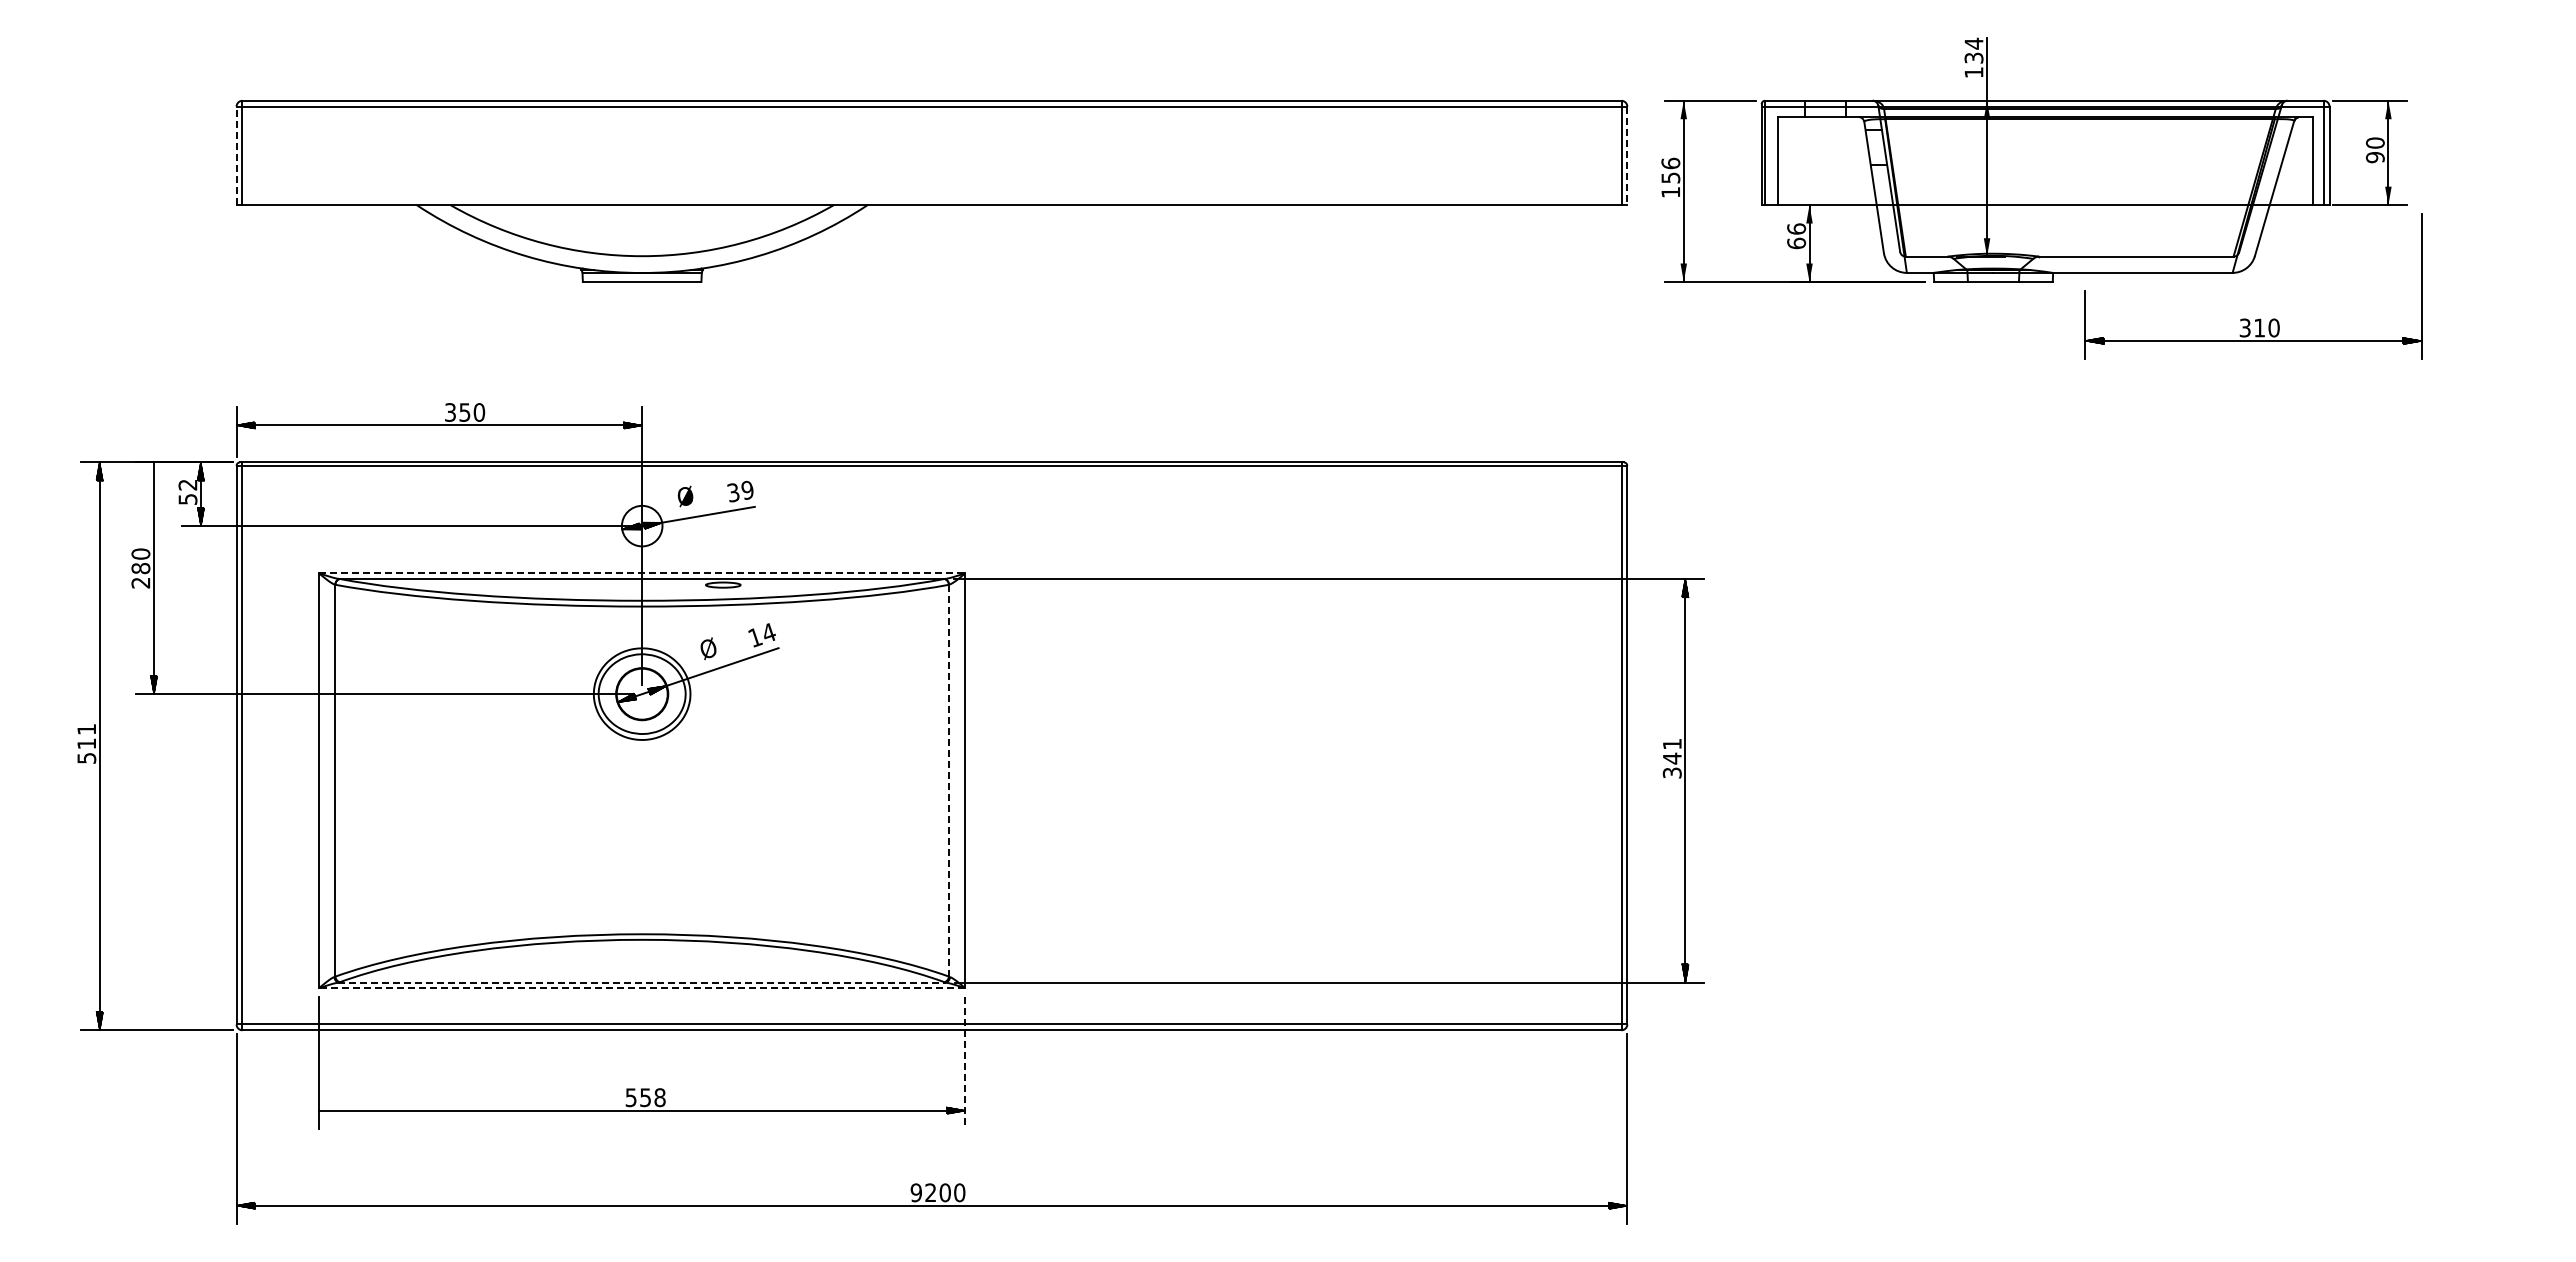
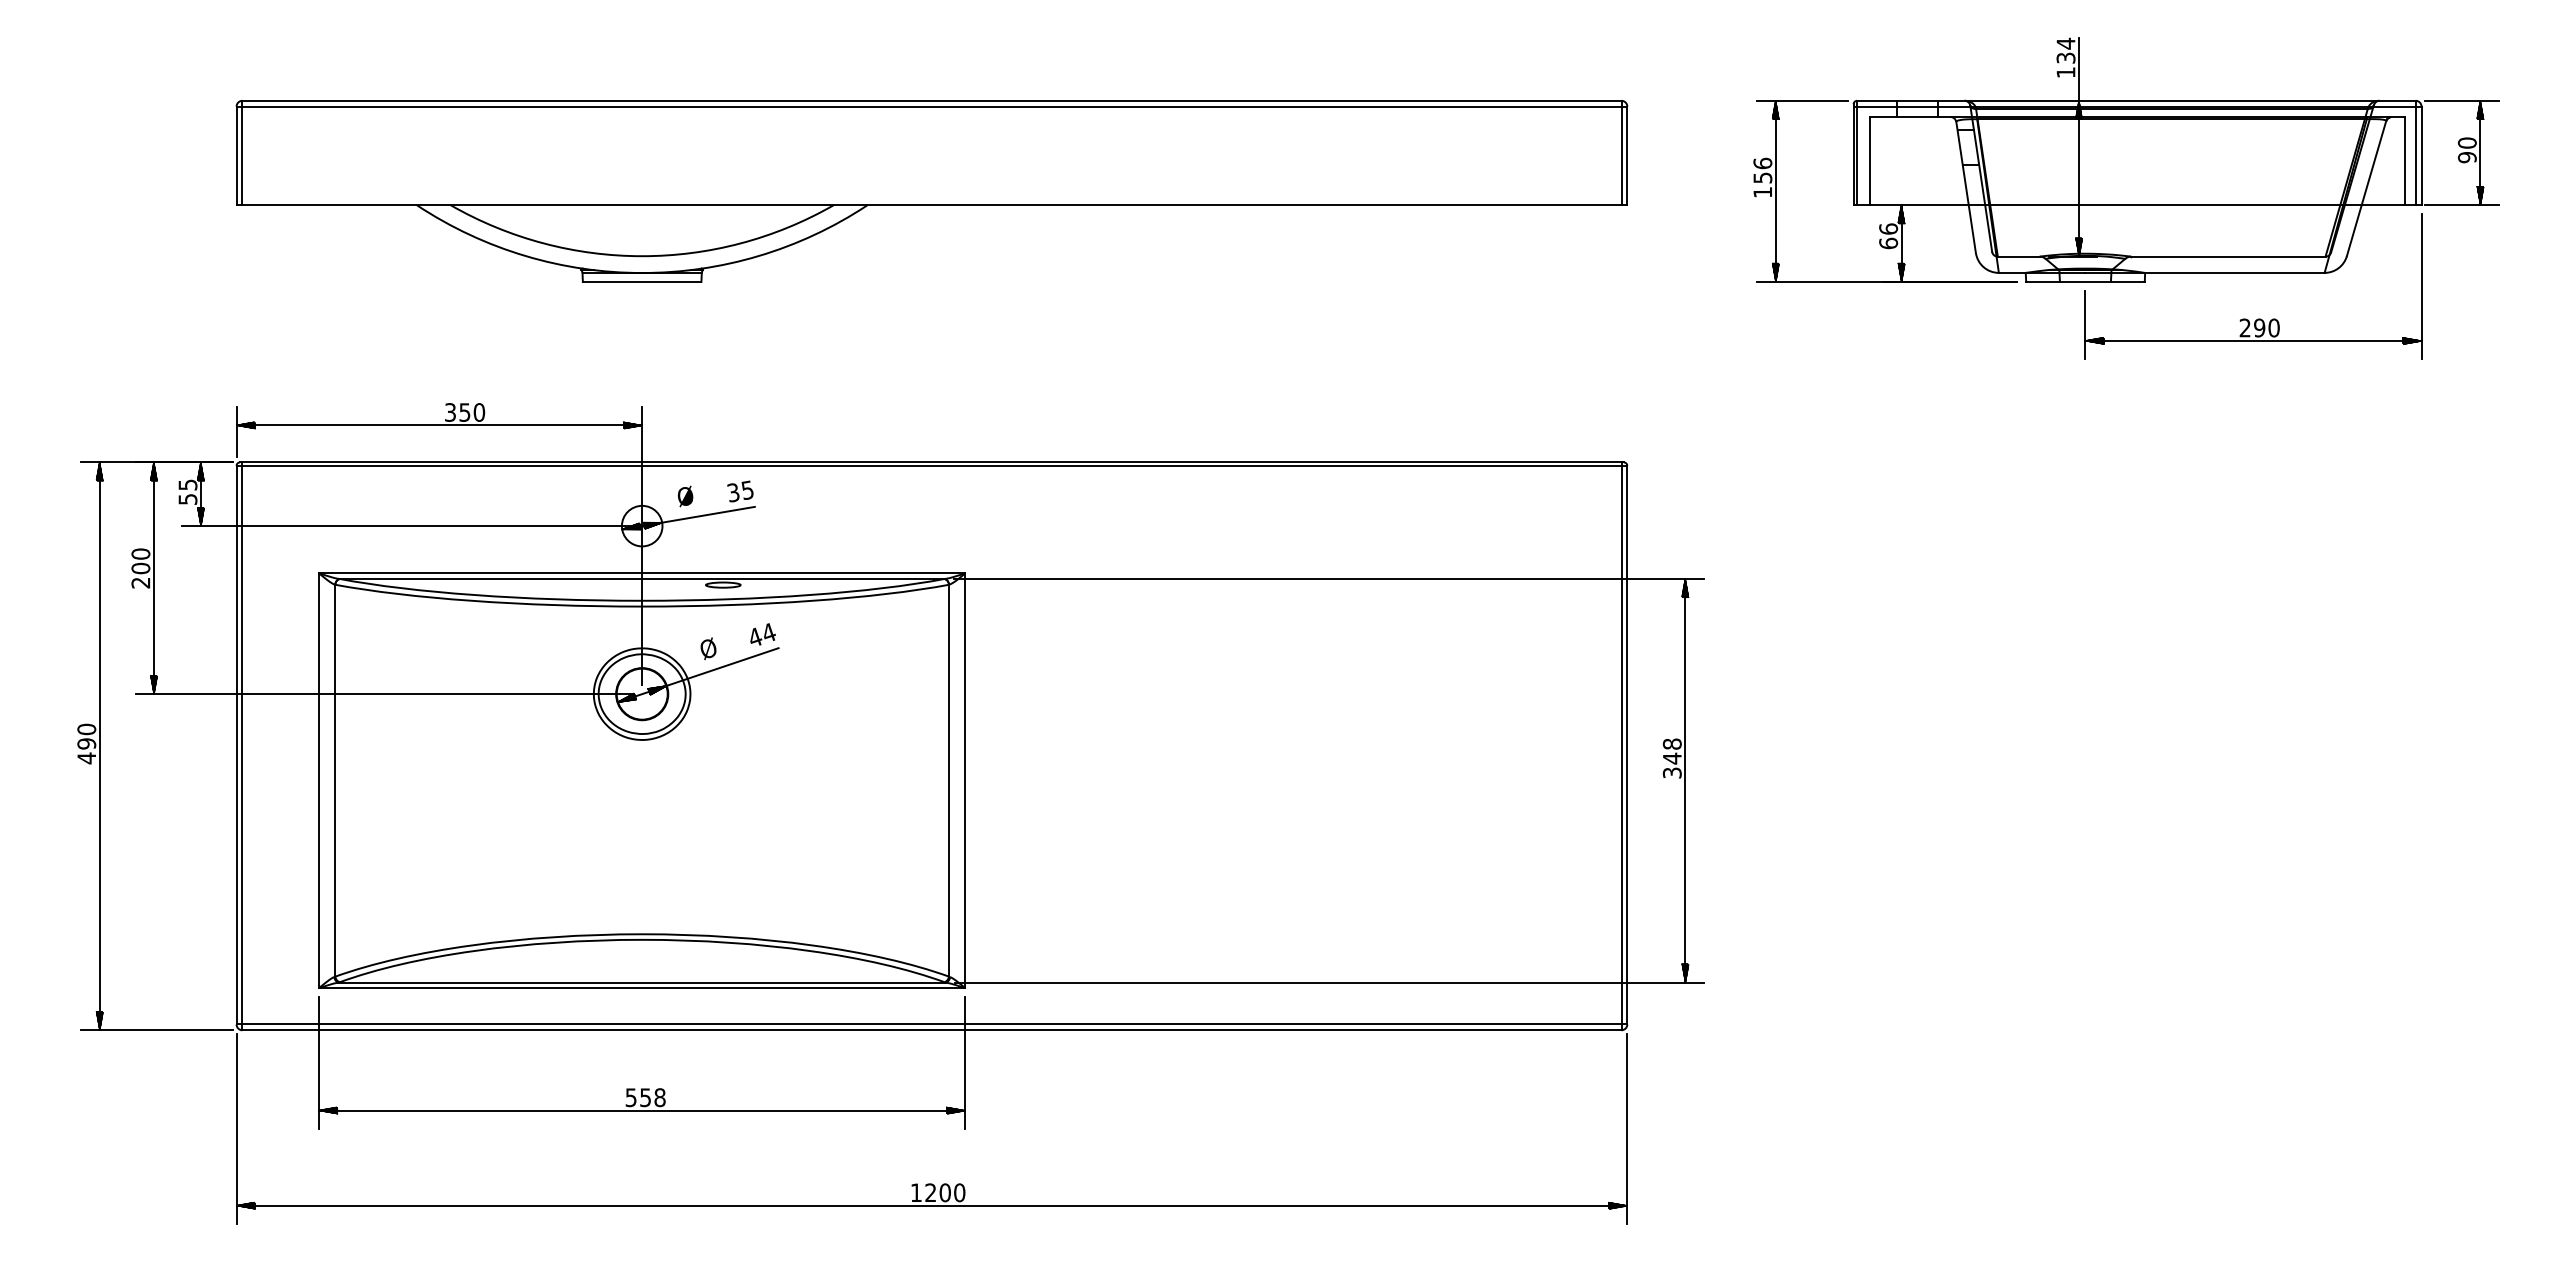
line: dashed -> solid (236, 155)
line: dashed -> solid (1627, 156)
part position: (2034, 159) -> (2126, 159) (2126, 159)
text: 310 -> 290 (2252, 327)
hatch: none -> present (153, 471)
text: 52 -> 55 (187, 484)
text: 39 -> 35 (747, 489)
text: 280 -> 200 (140, 568)
line: dashed -> solid (642, 573)
text: 14 -> 44 (755, 637)
text: 511 -> 490 (86, 743)
text: 341 -> 348 (1671, 743)
line: dashed -> solid (948, 780)
line: dashed -> solid (642, 982)
line: dashed -> solid (641, 988)
line: dashed -> solid (965, 1063)
hatch: none -> present (328, 1110)
text: 9200 -> 1200 (915, 1192)
